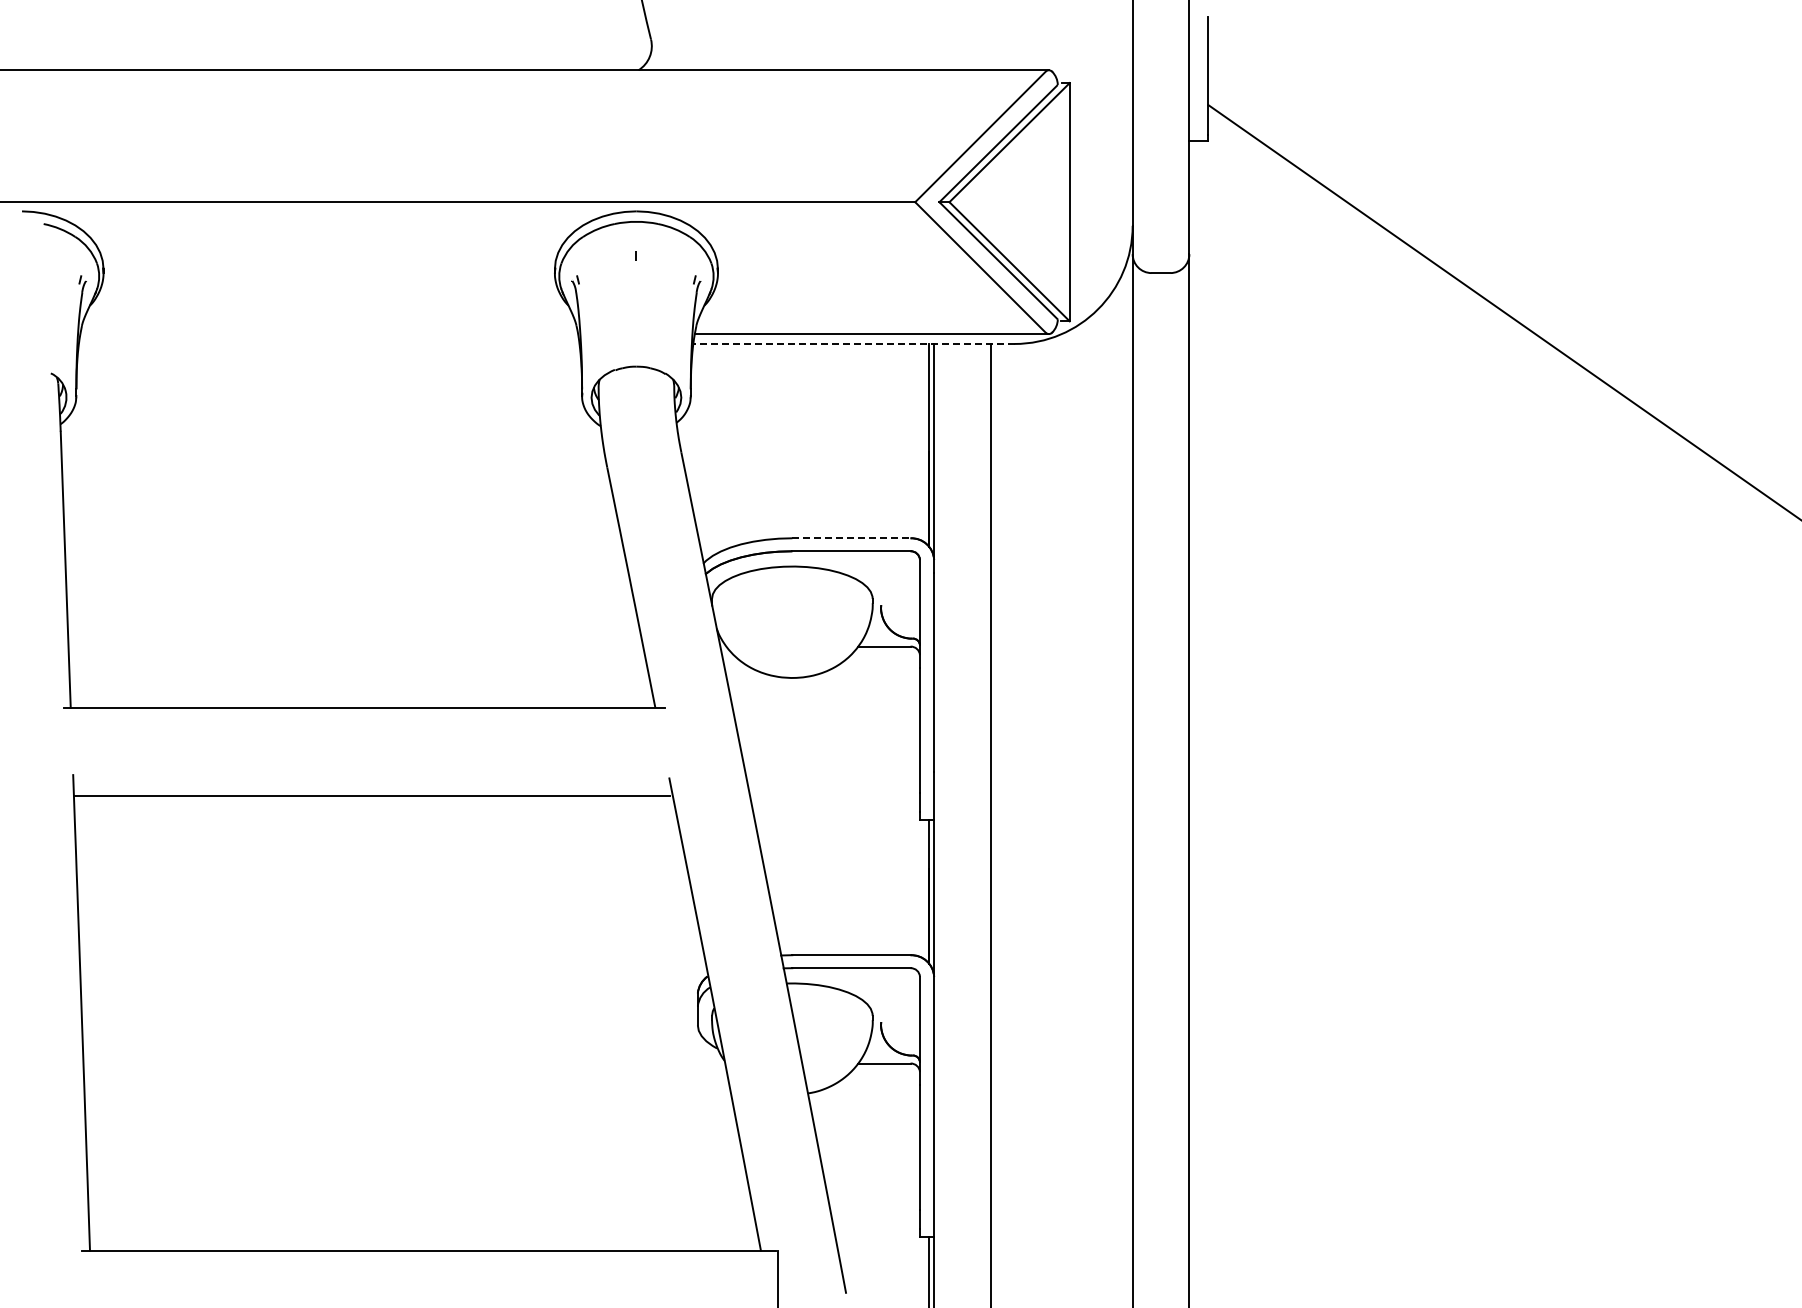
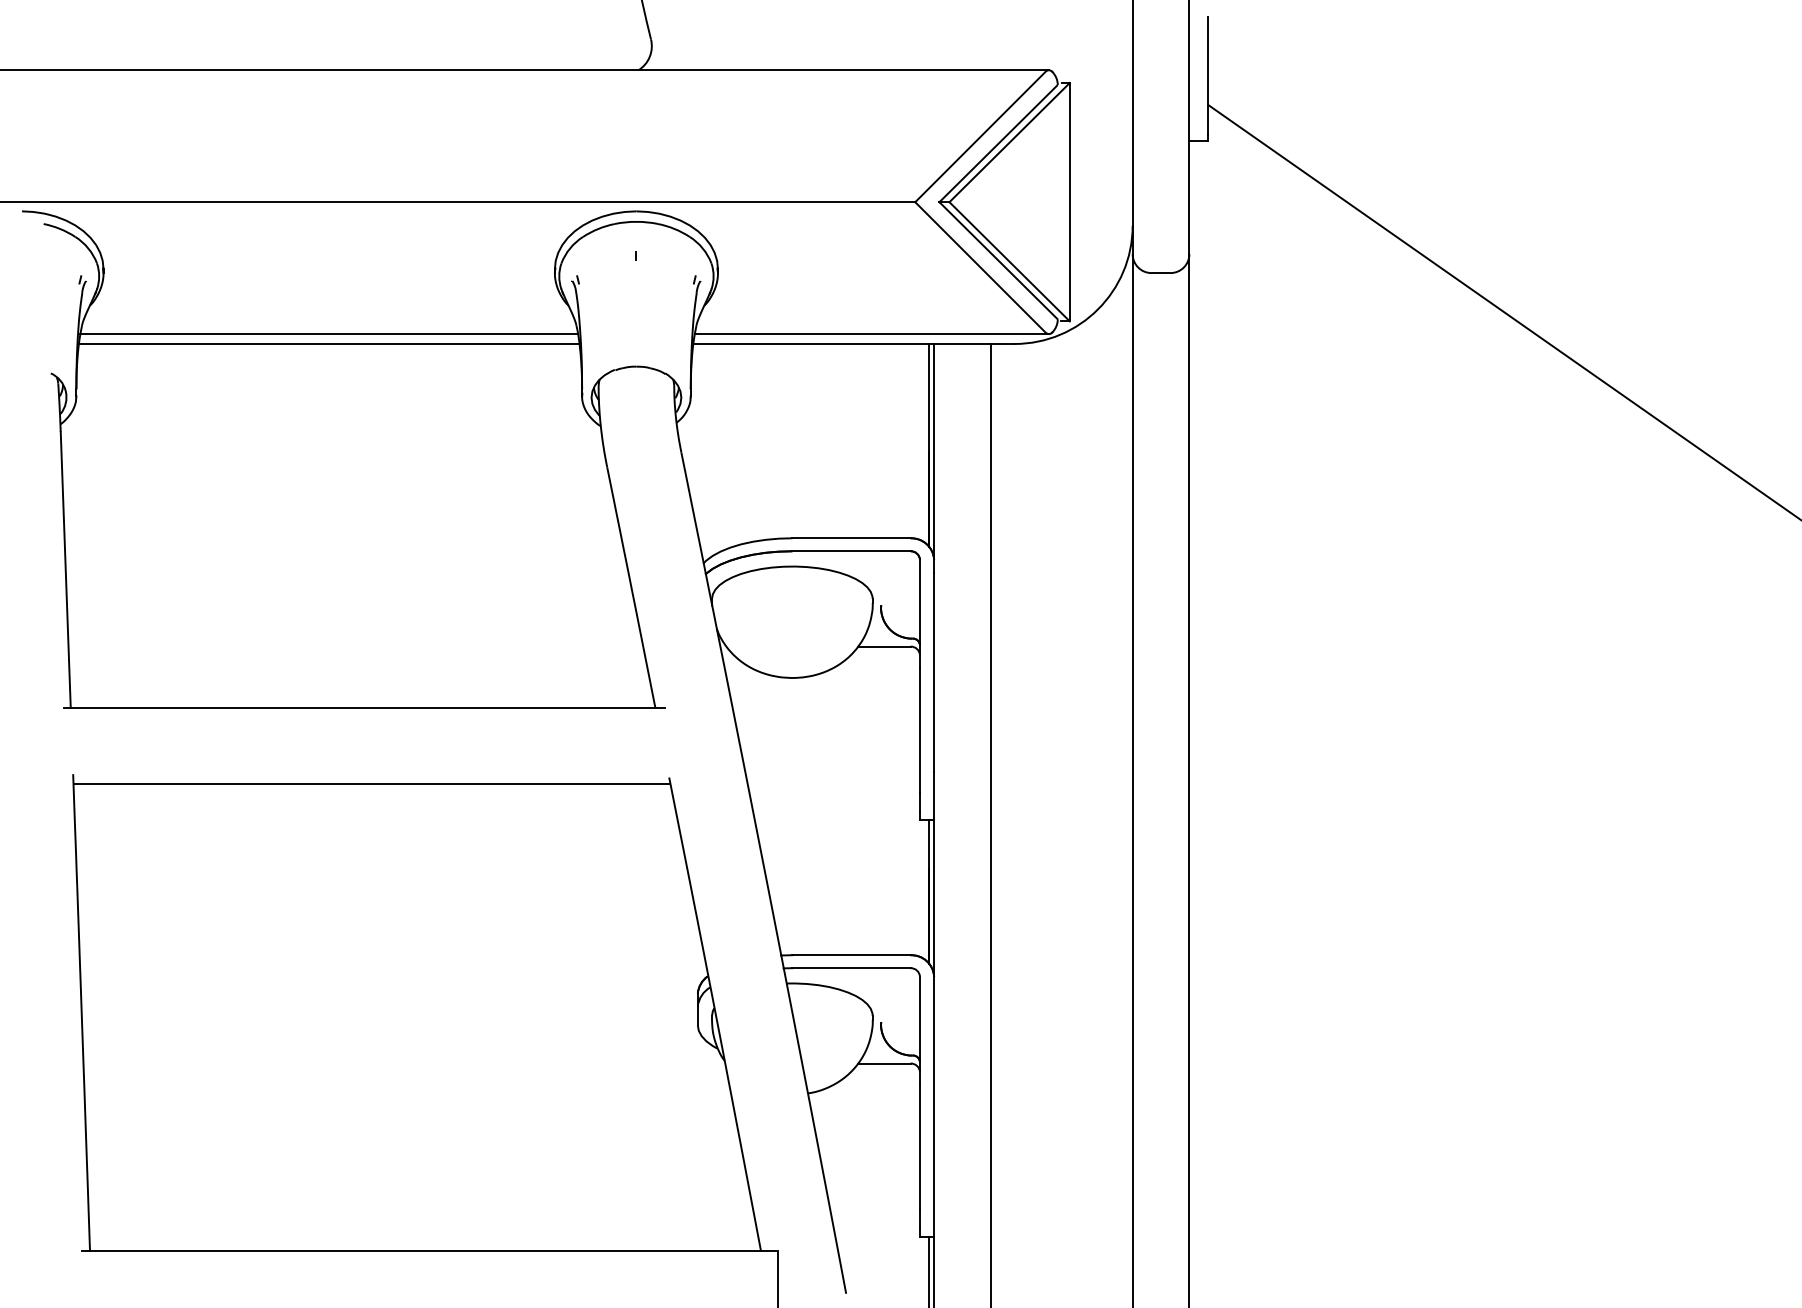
line: none -> present (328, 334)
line: none -> present (329, 343)
line: dashed -> solid (854, 343)
line: dashed -> solid (851, 538)
line position: (371, 795) -> (371, 783) (371, 783)
